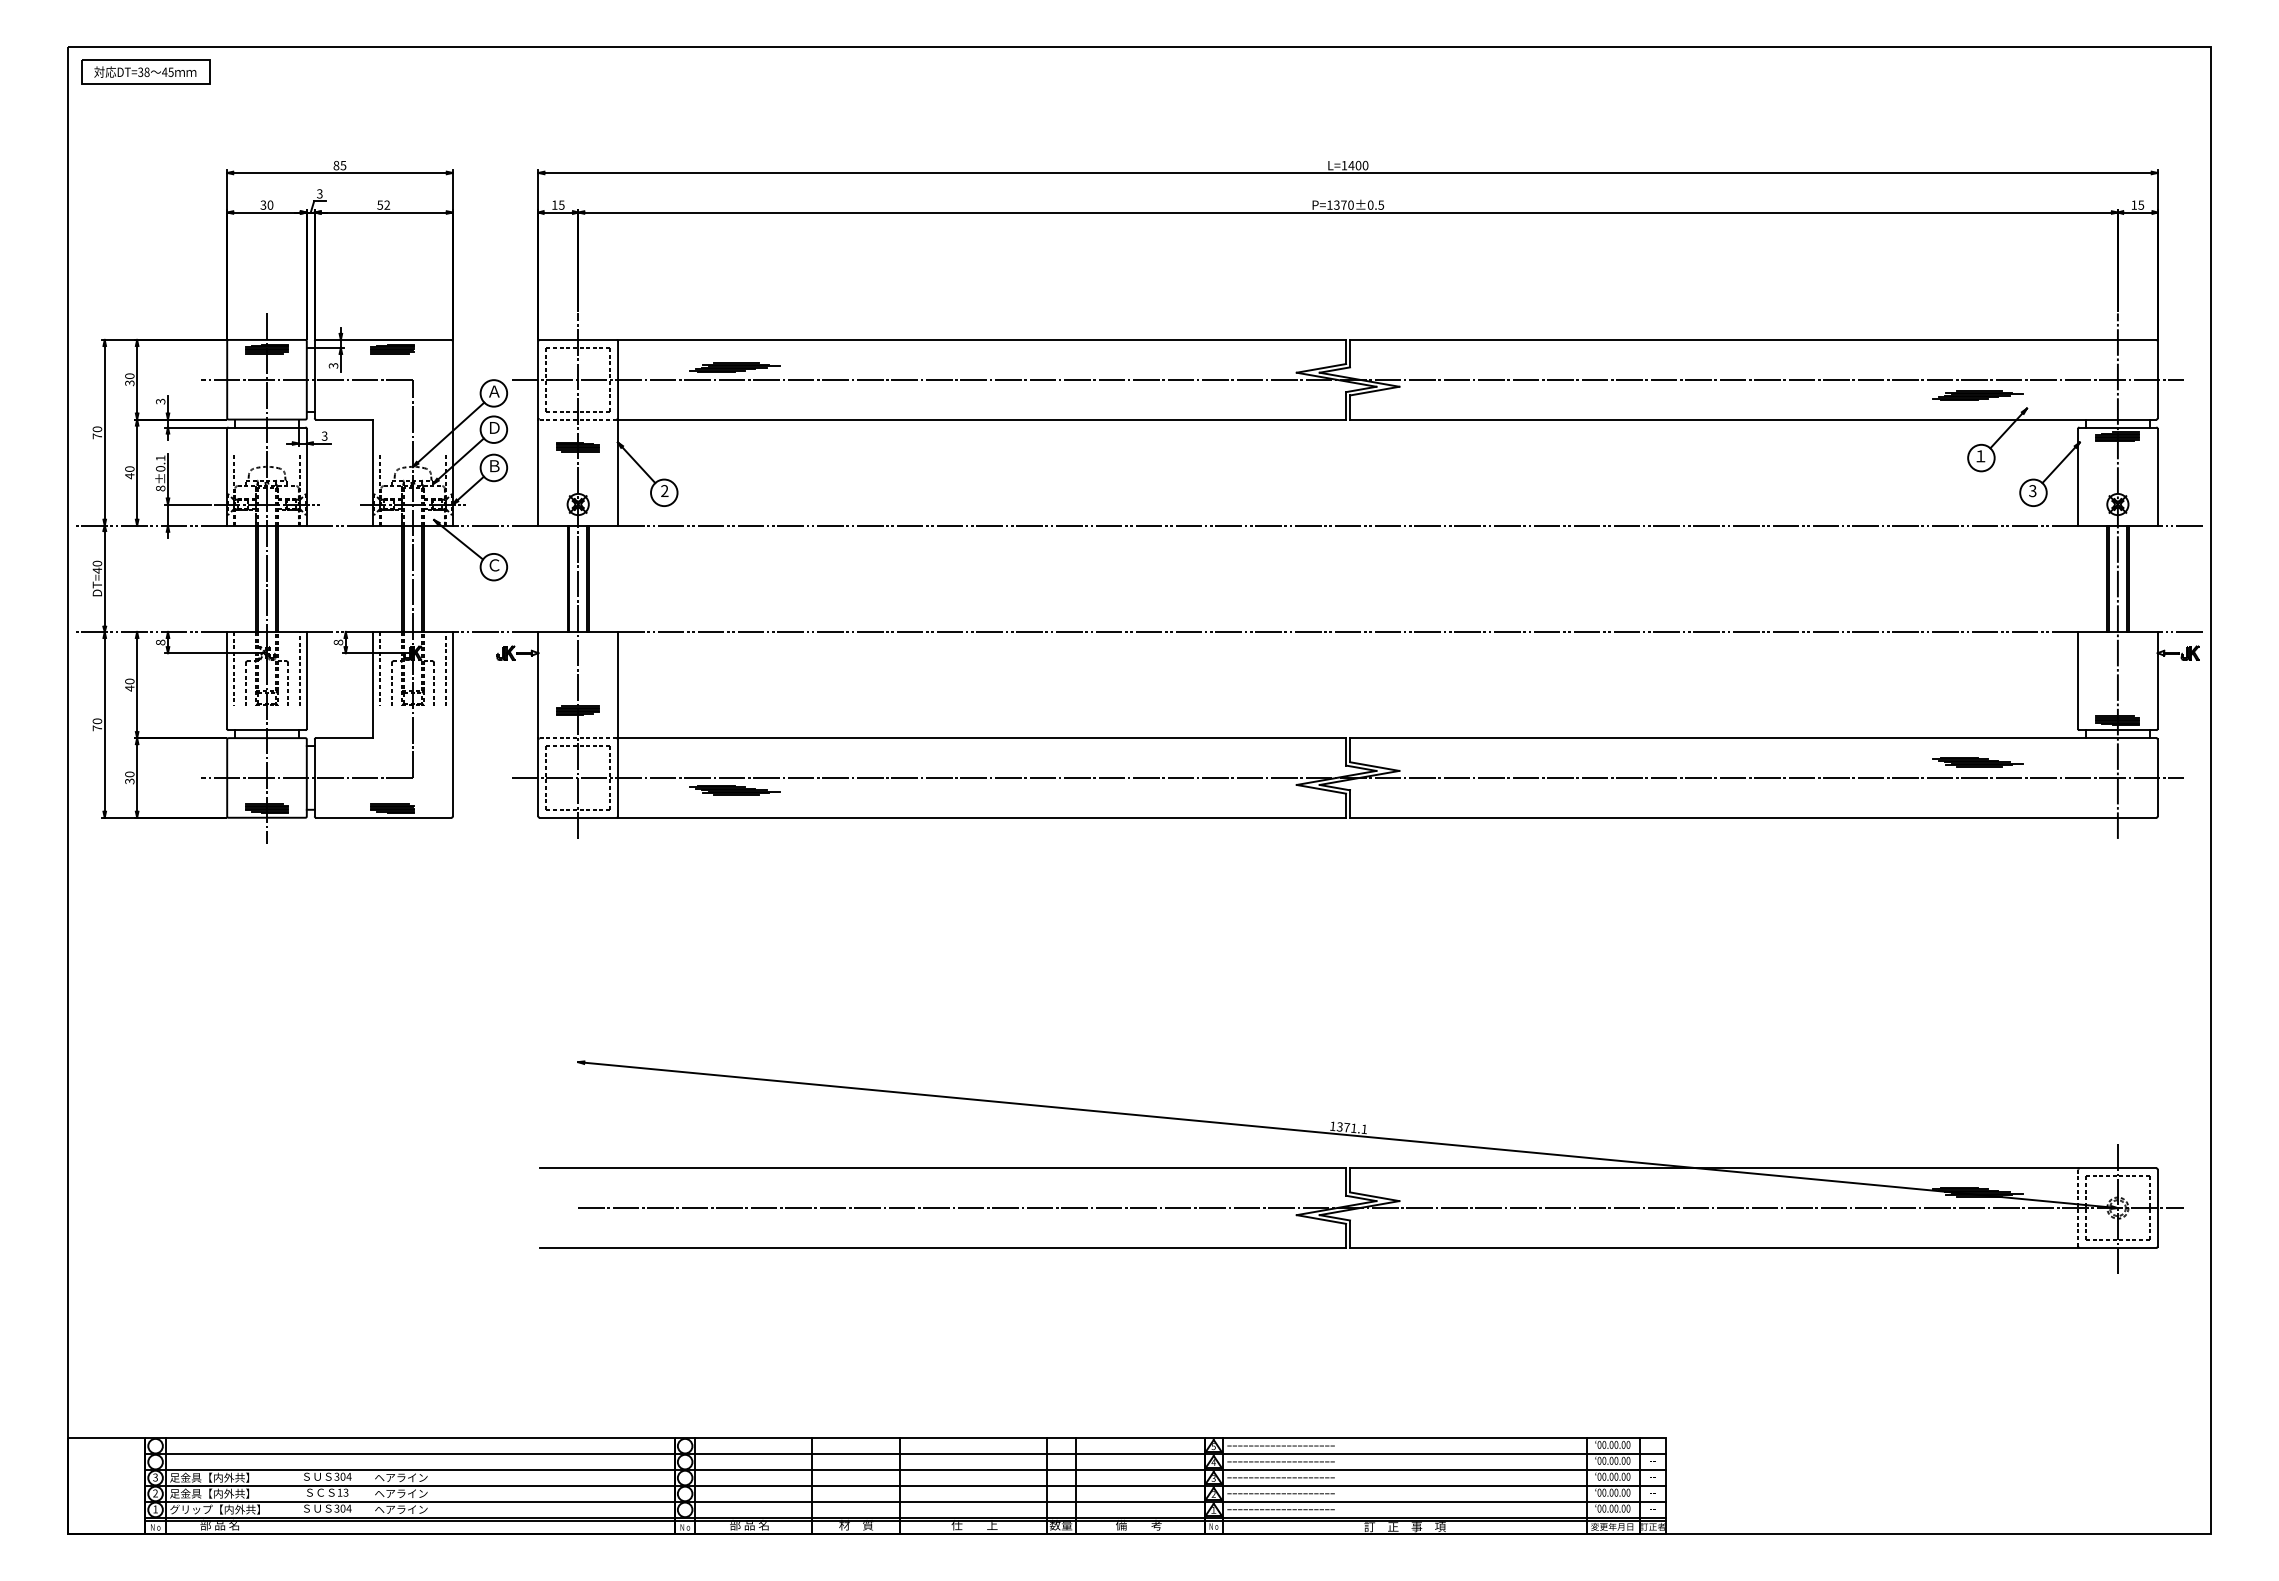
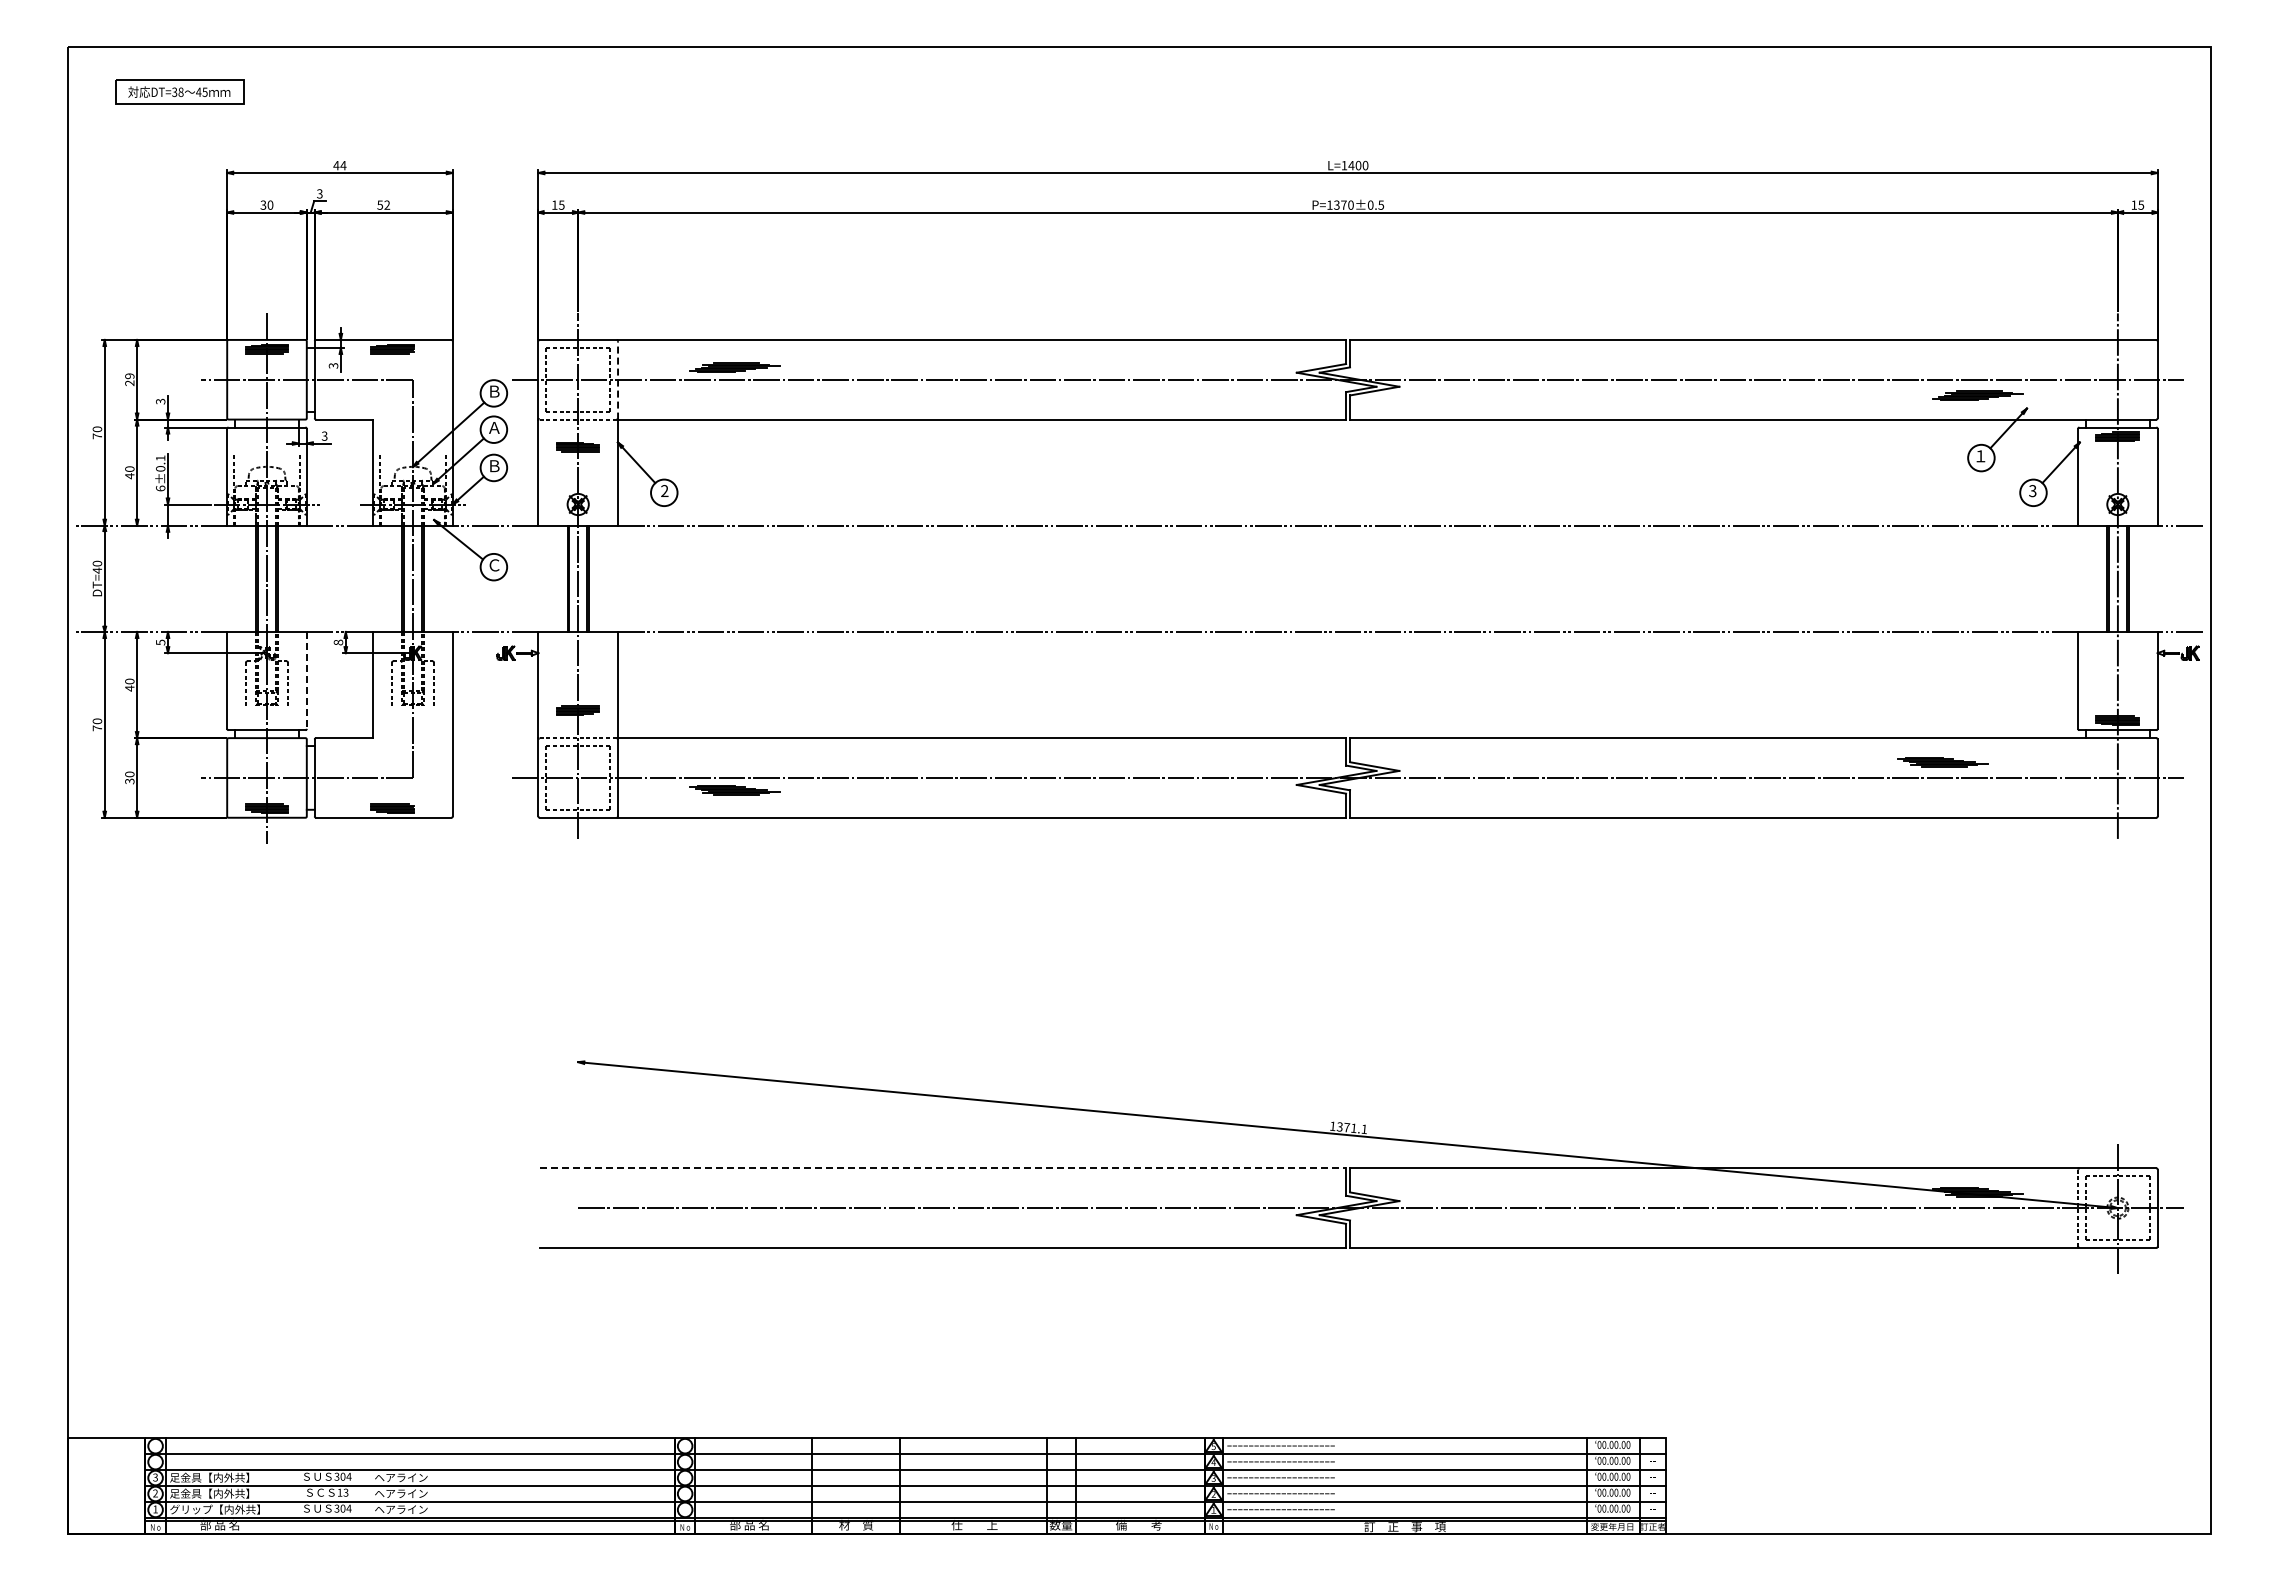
part position: (145, 71) -> (179, 91) (179, 91)
text: 85 -> 44 (339, 165)
text: 30 -> 29 (129, 379)
line: solid -> dashed (618, 379)
text: Ａ -> Ｂ (494, 391)
text: Ｄ -> Ａ (494, 427)
text: 8±0.1 -> 6±0.1 (160, 488)
text: 8 -> 5 (160, 642)
line: present -> none (233, 668)
line: present -> none (300, 668)
line: present -> none (379, 668)
line: present -> none (446, 668)
line: solid -> dashed (306, 680)
part position: (1977, 762) -> (1942, 762) (1942, 762)
line: solid -> dashed (943, 1168)
